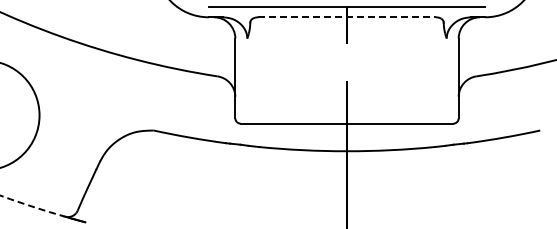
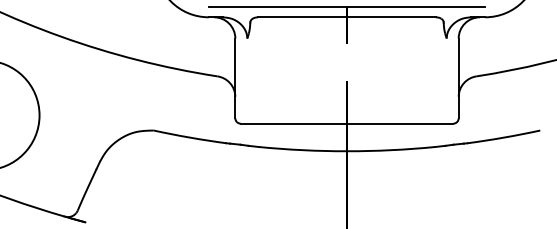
line: dashed -> solid (347, 17)
arc: dashed -> solid (32, 206)
